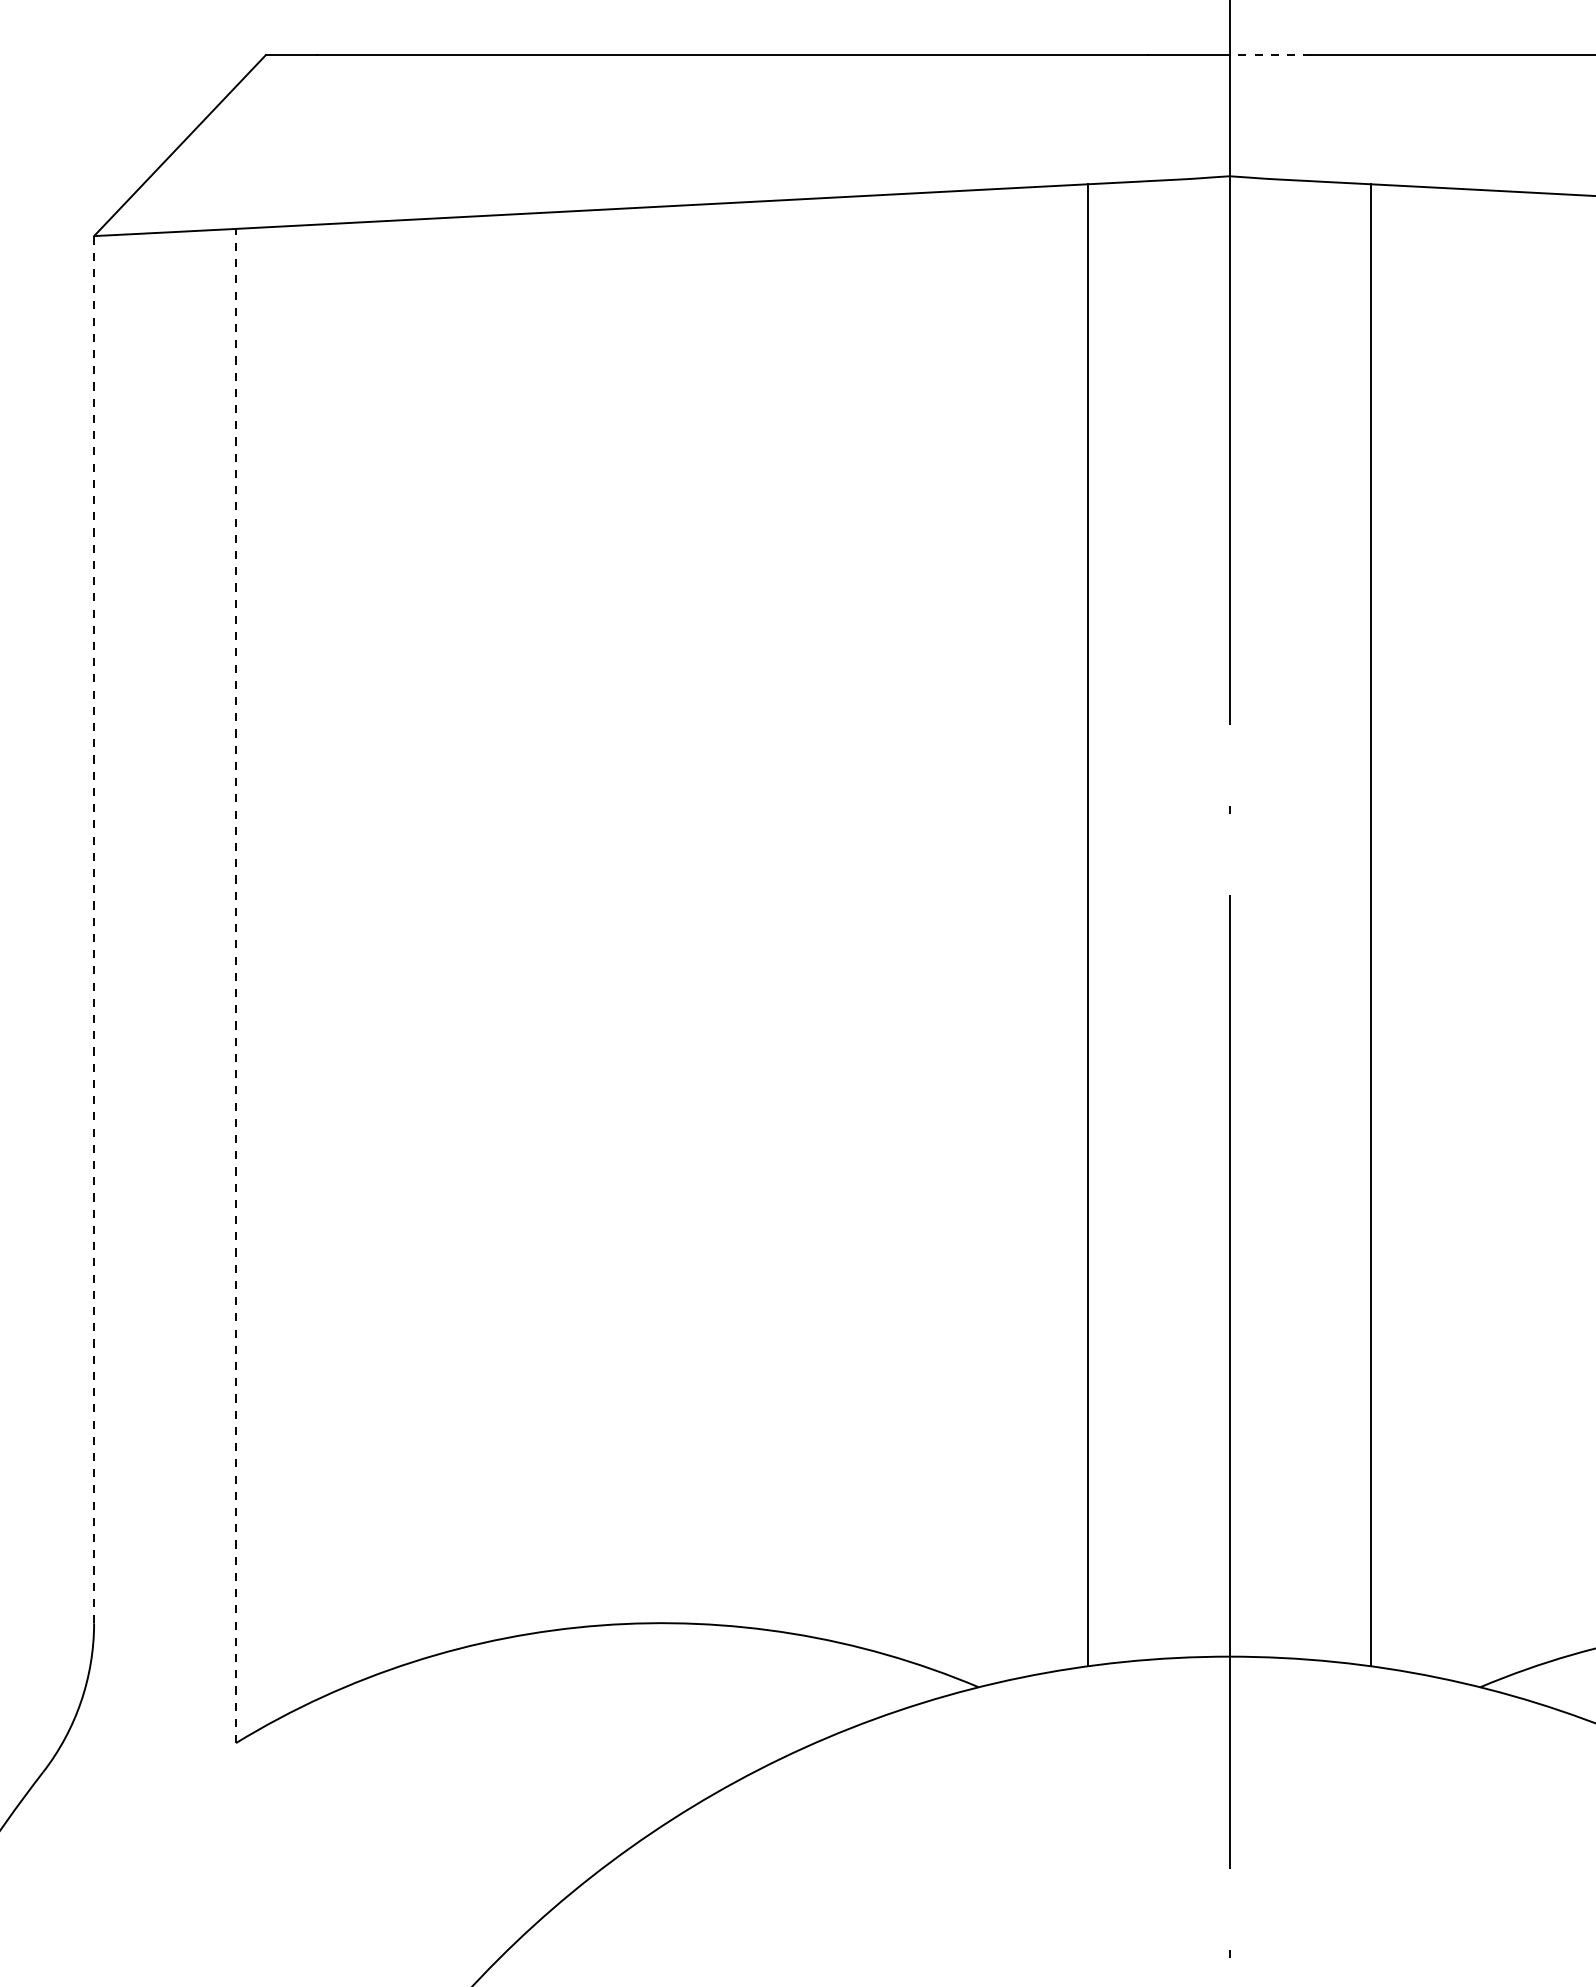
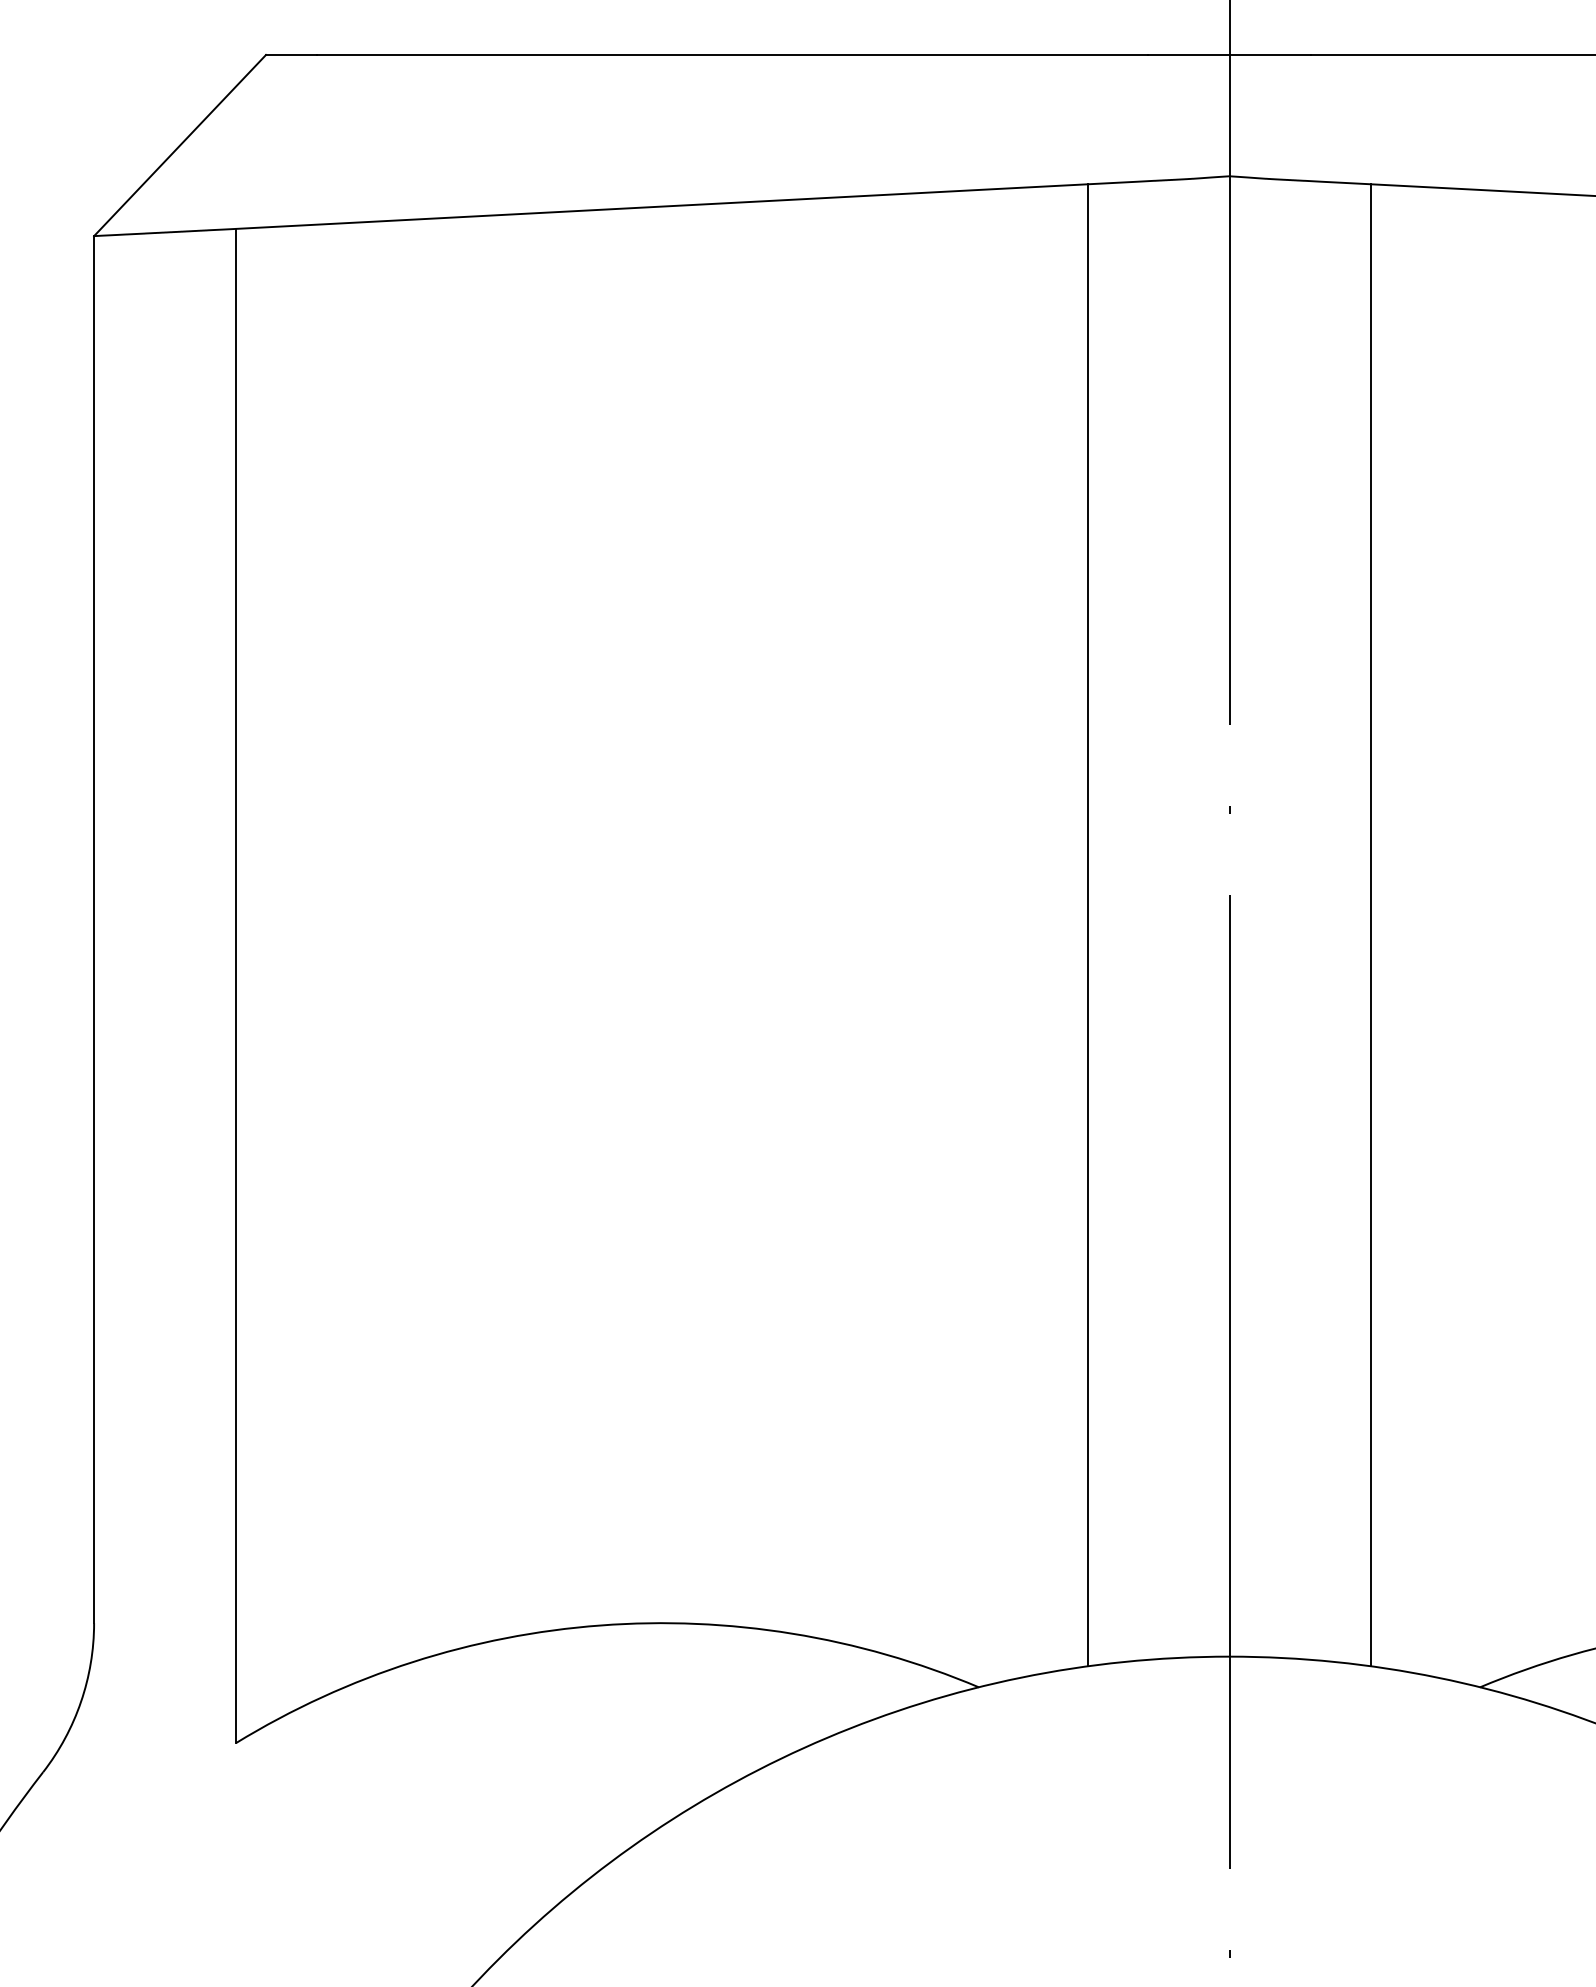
line: dashed -> solid (1270, 54)
line: dashed -> solid (94, 929)
line: dashed -> solid (236, 985)
